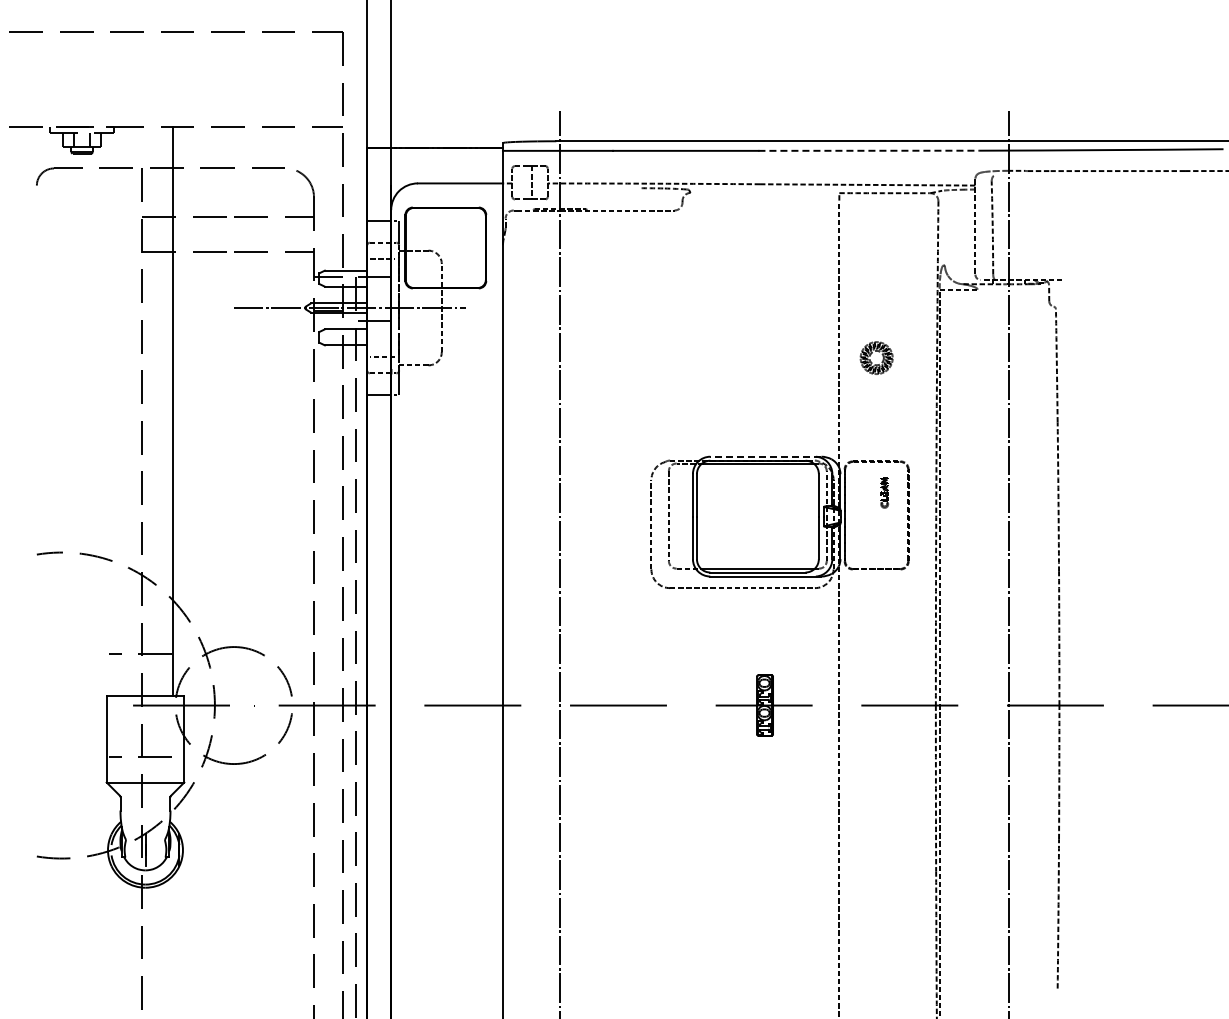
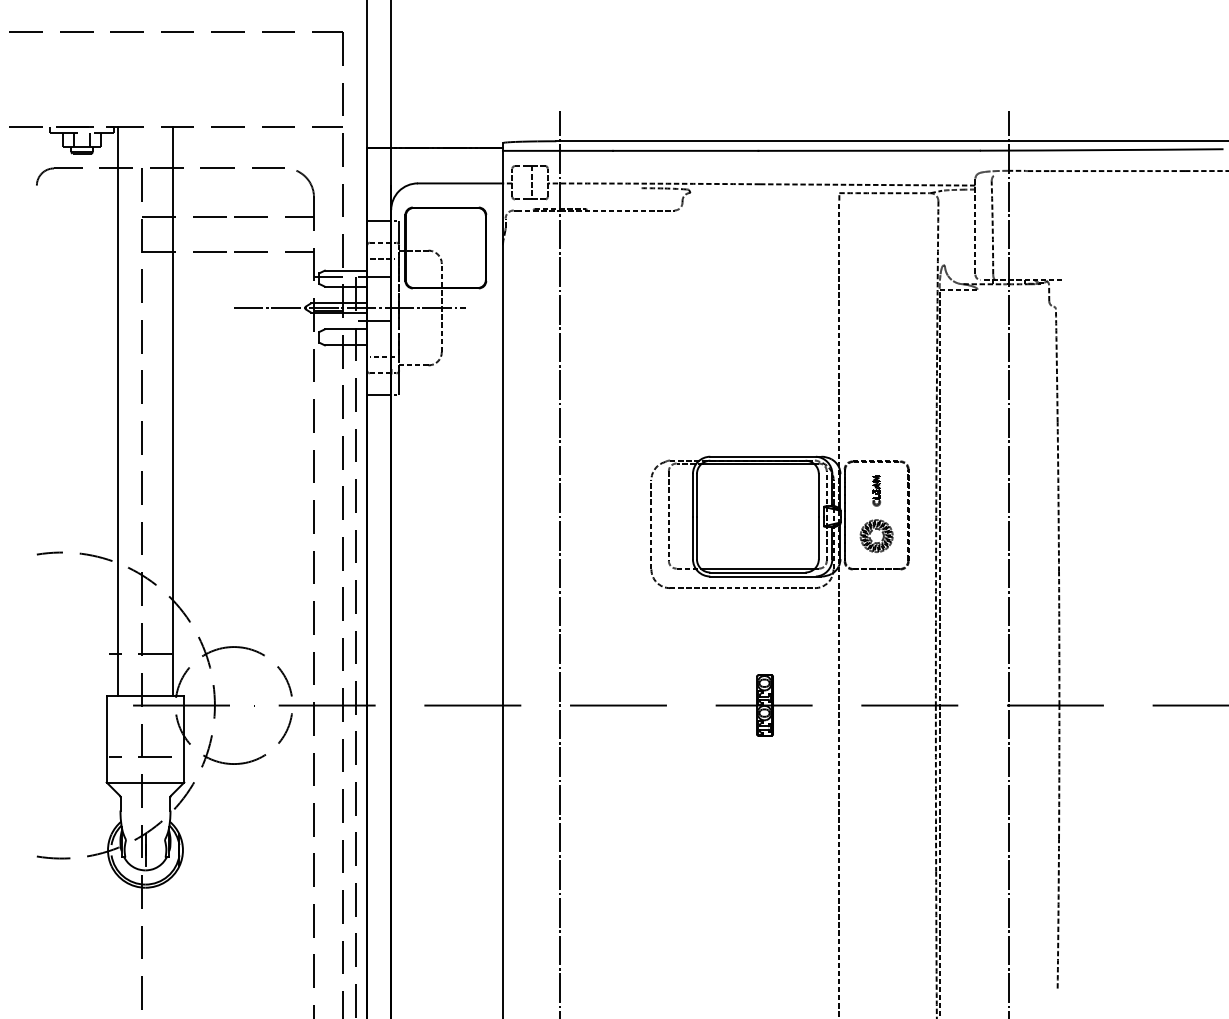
line: dashed -> solid (869, 150)
part position: (876, 357) -> (876, 535) (876, 535)
line: none -> present (117, 410)
line: dashed -> solid (765, 456)
part position: (884, 492) -> (876, 490) (876, 490)
